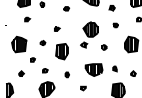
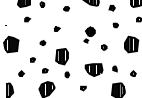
part size: 19x28 px -> 13x18 px (89, 34)
part position: (19, 44) -> (11, 44) (11, 44)
part position: (61, 51) -> (61, 56) (61, 56)
